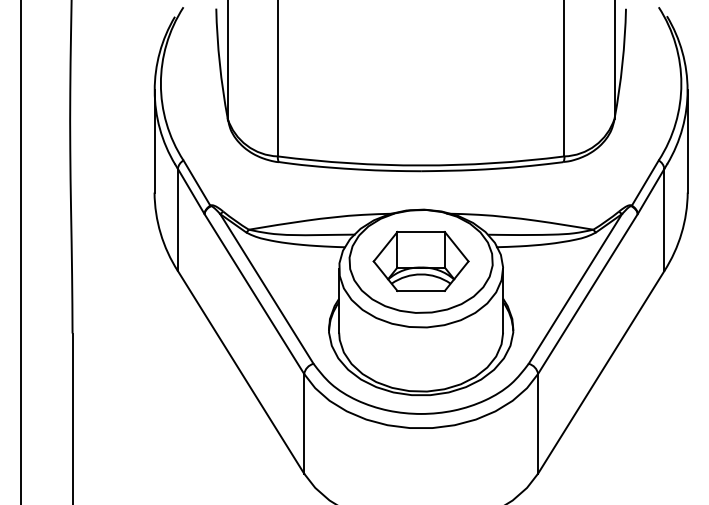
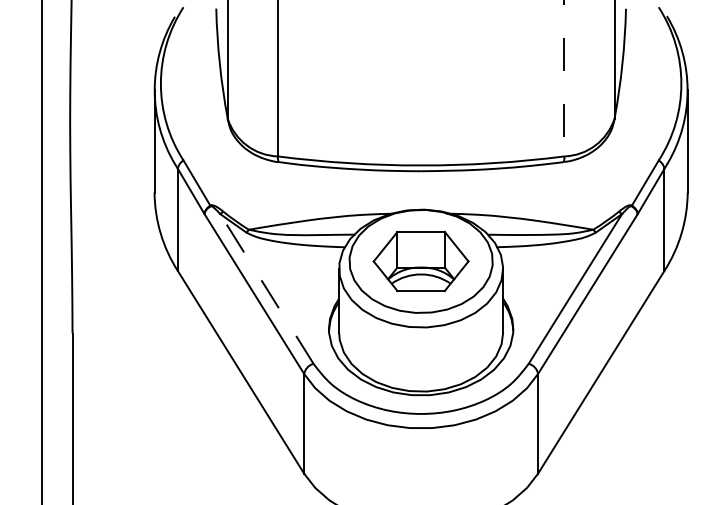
line: solid -> dashed (564, 78)
line position: (21, 251) -> (42, 251) (42, 251)
line: solid -> dashed (266, 288)
